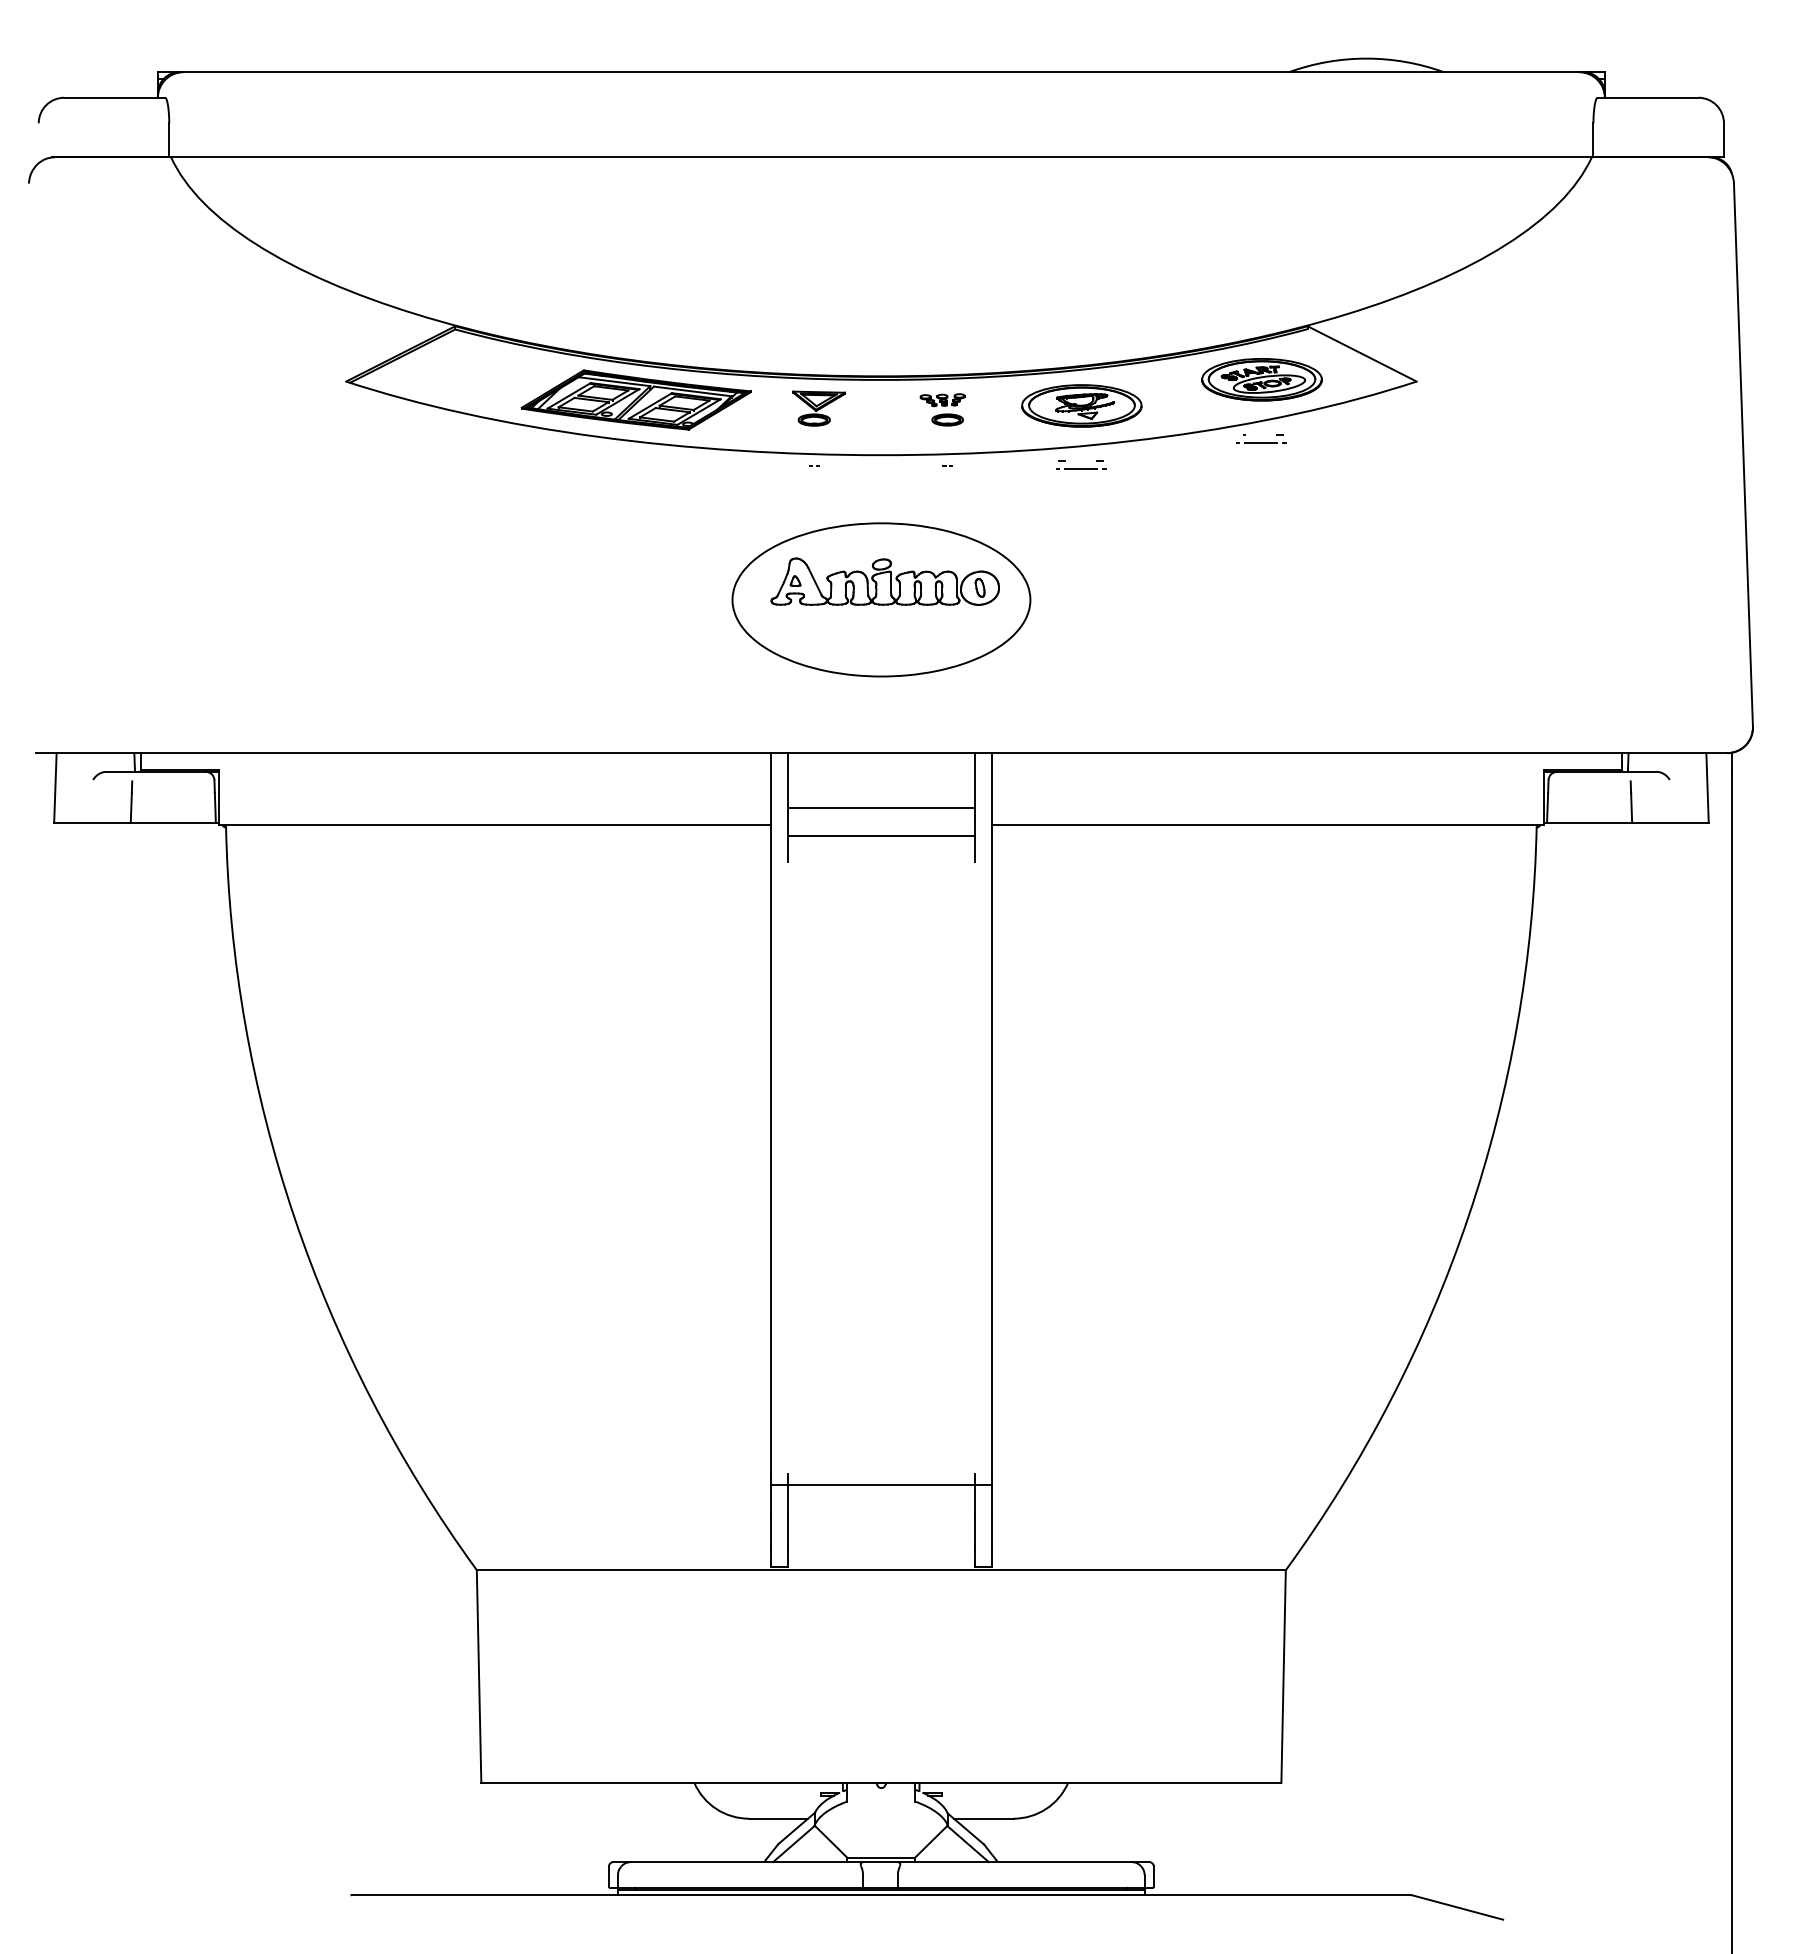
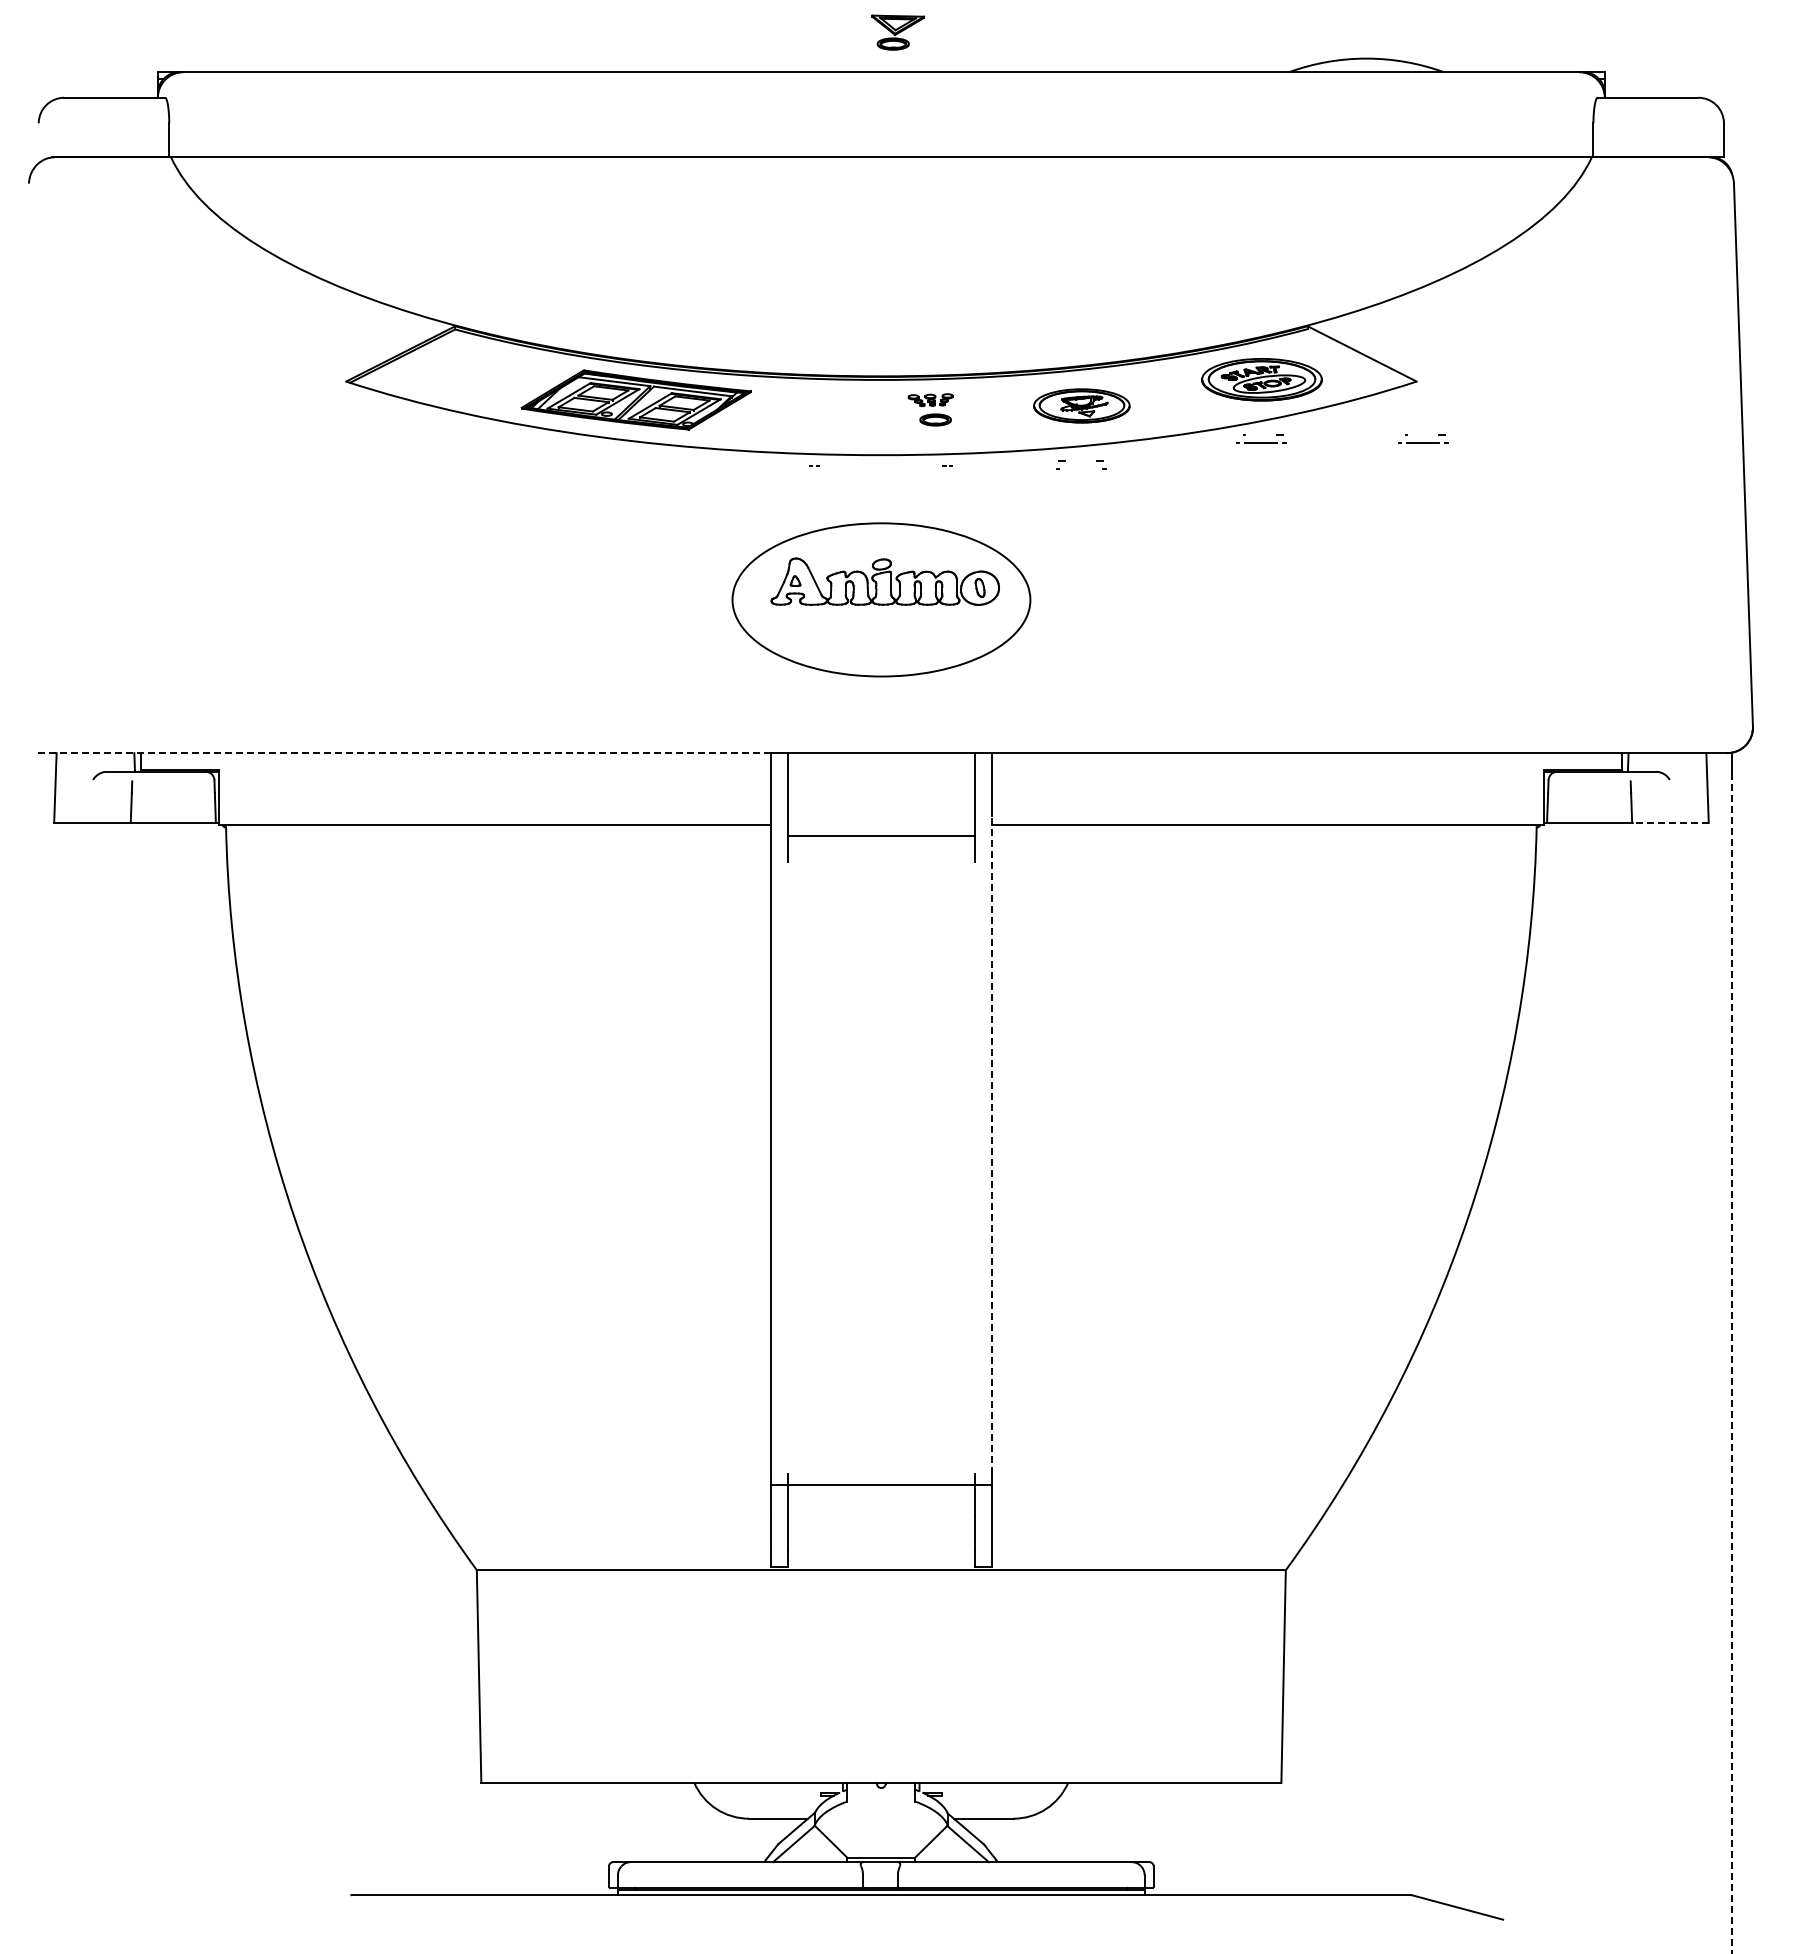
part size: 122x44 px -> 98x36 px (1081, 405)
part position: (818, 408) -> (897, 32) (897, 32)
part position: (942, 409) -> (930, 409) (930, 409)
part: none -> present (1423, 438)
line: present -> none (1081, 469)
line: solid -> dashed (403, 753)
line: present -> none (880, 808)
line: solid -> dashed (1671, 822)
line: solid -> dashed (992, 1144)
line: solid -> dashed (1732, 1363)
